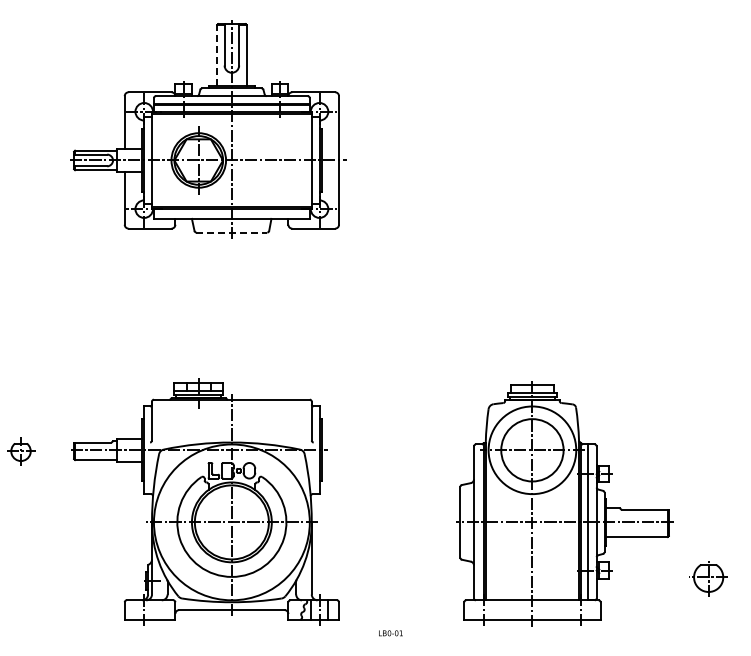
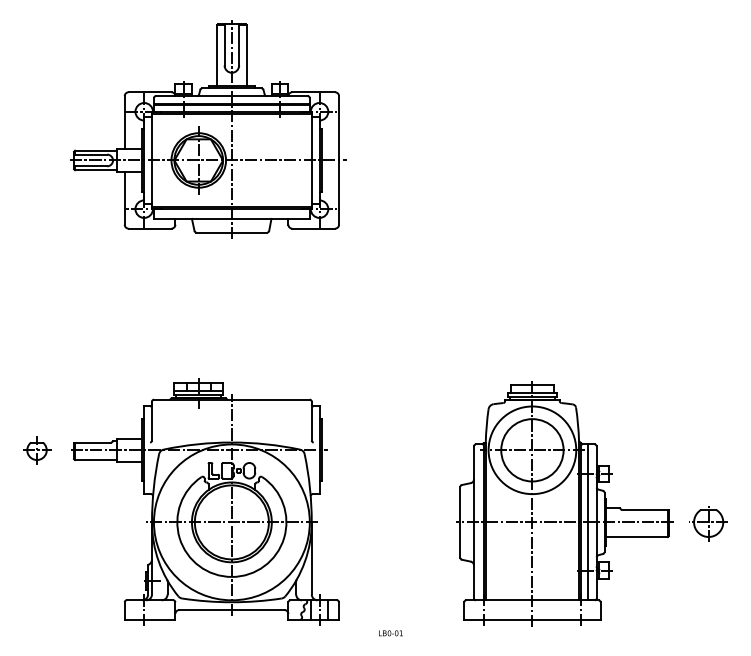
line: dashed -> solid (217, 55)
line: dashed -> solid (232, 232)
part position: (21, 451) -> (37, 450) (37, 450)
part position: (708, 578) -> (708, 523) (708, 523)
